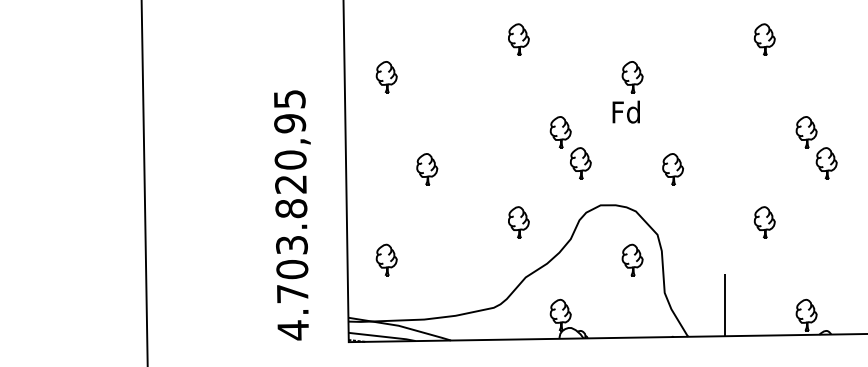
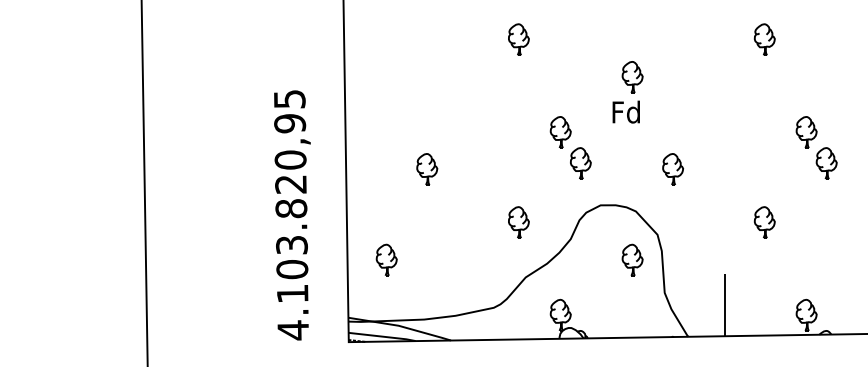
part: present -> none (386, 77)
text: 4.703.820,95 -> 4.103.820,95 (292, 294)
